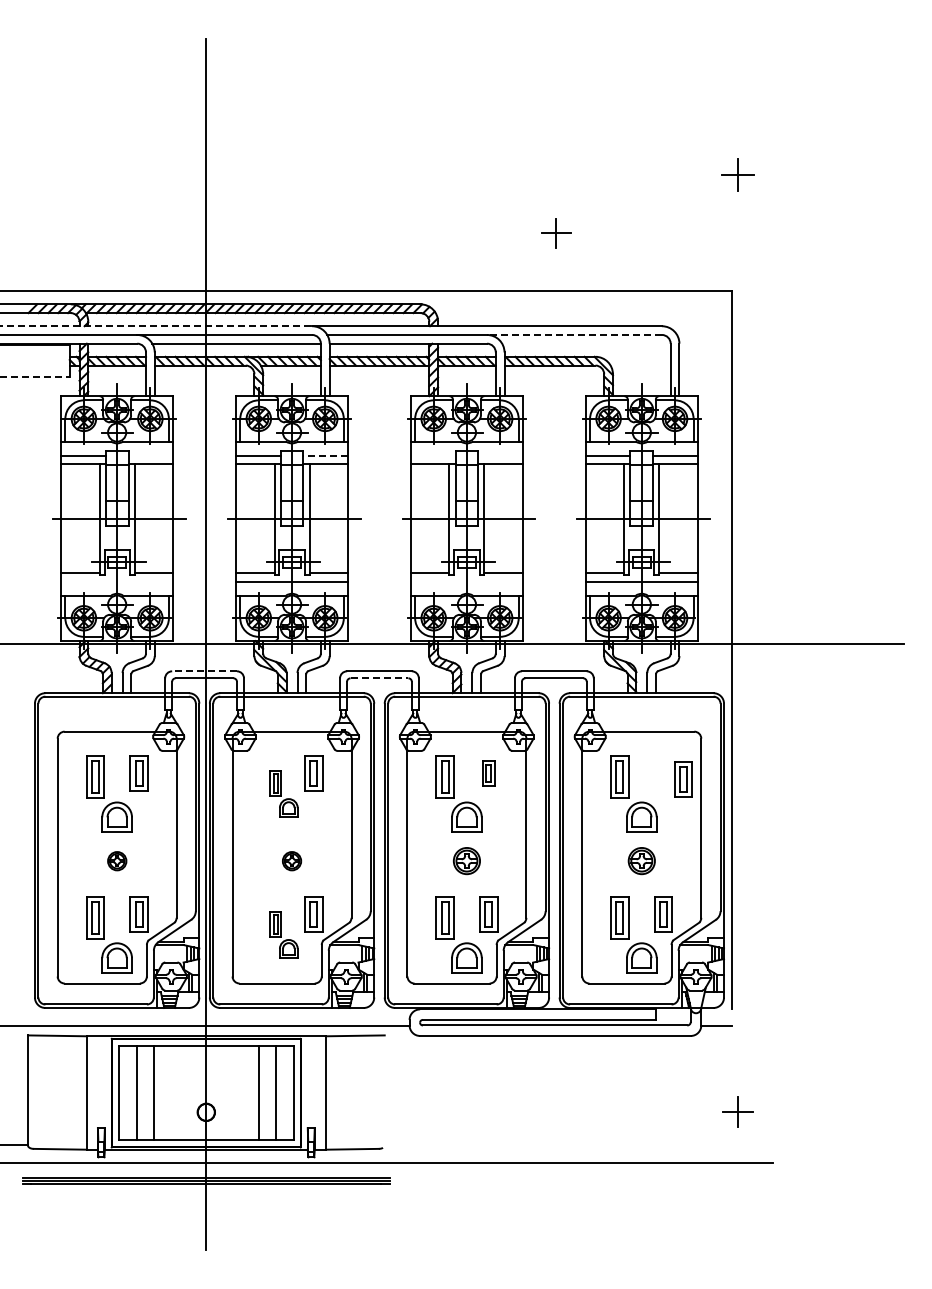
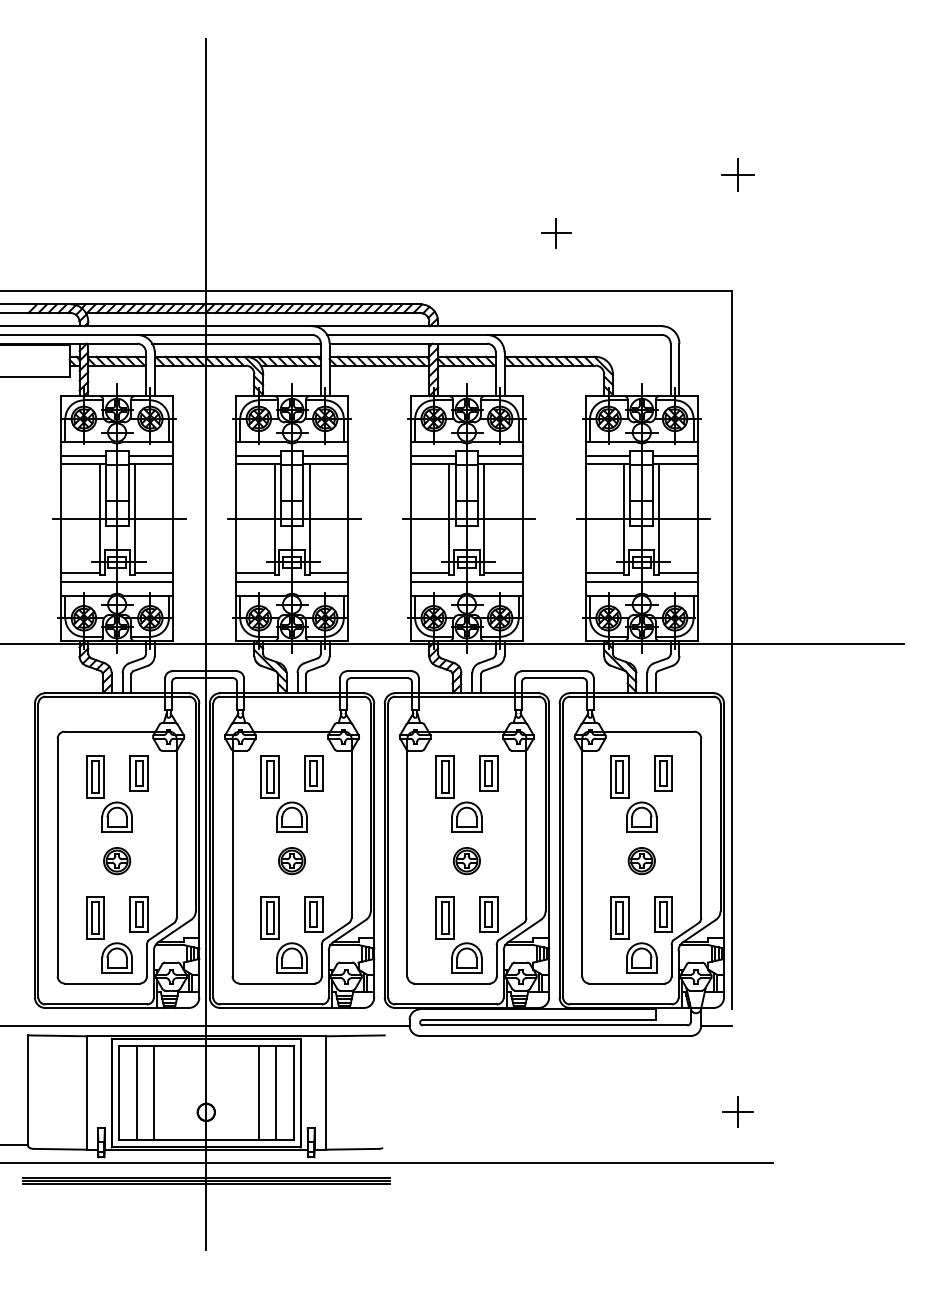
line: dashed -> solid (156, 326)
line: dashed -> solid (573, 334)
line: dashed -> solid (35, 376)
line: none -> present (150, 455)
line: dashed -> solid (325, 455)
line: none -> present (432, 455)
line: none -> present (500, 455)
line: none -> present (117, 581)
line: none -> present (466, 581)
line: dashed -> solid (204, 671)
line: dashed -> solid (379, 678)
part size: 14x27 px -> 20x37 px (488, 773)
part position: (683, 779) -> (663, 773) (663, 773)
part size: 30x48 px -> 48x78 px (283, 793)
part size: 21x21 px -> 29x29 px (117, 861)
part size: 21x21 px -> 28x29 px (291, 861)
part size: 30x48 px -> 48x78 px (283, 934)
